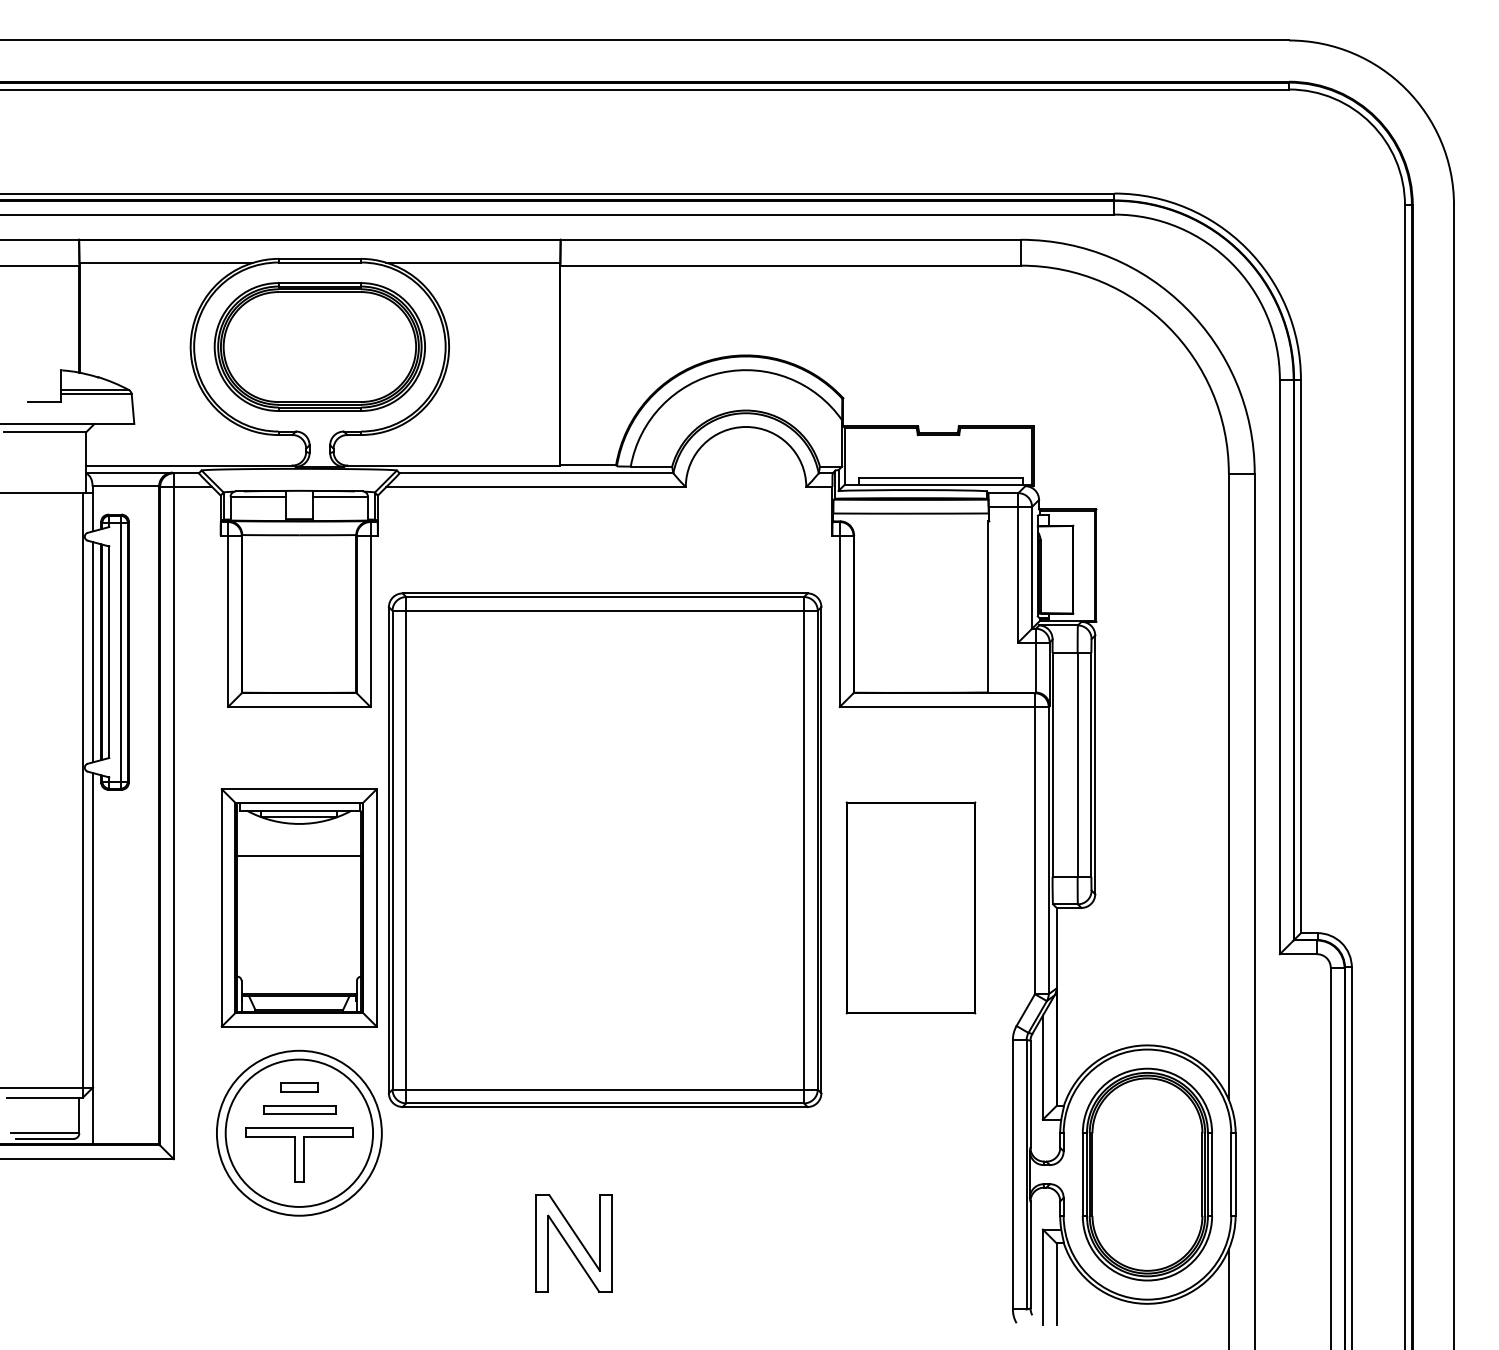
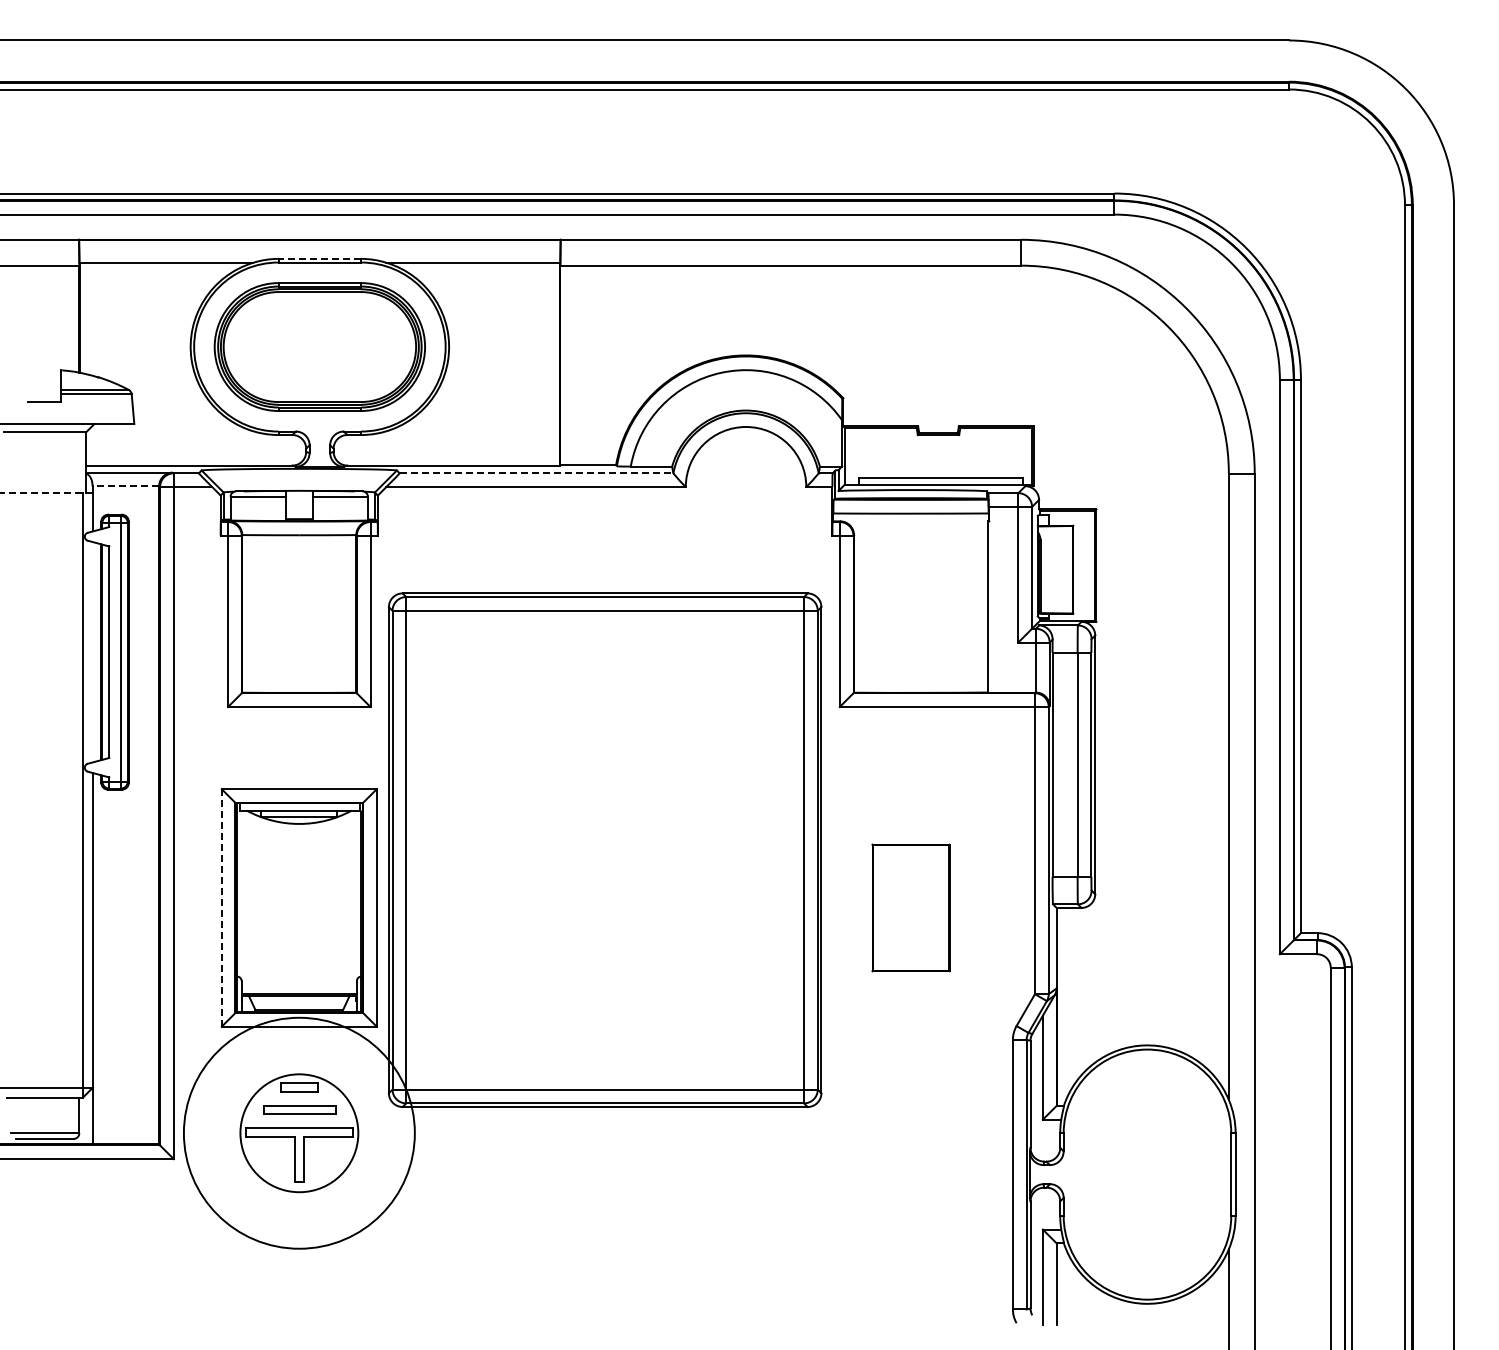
line: solid -> dashed (319, 258)
line: solid -> dashed (536, 473)
line: solid -> dashed (125, 486)
line: solid -> dashed (46, 492)
line: present -> none (93, 652)
line: present -> none (299, 855)
line: solid -> dashed (221, 907)
part size: 132x214 px -> 80x130 px (910, 907)
circle diameter: 165 px -> 231 px (298, 1132)
circle diameter: 147 px -> 118 px (299, 1133)
part: present -> none (1146, 1174)
part: present -> none (573, 1243)
